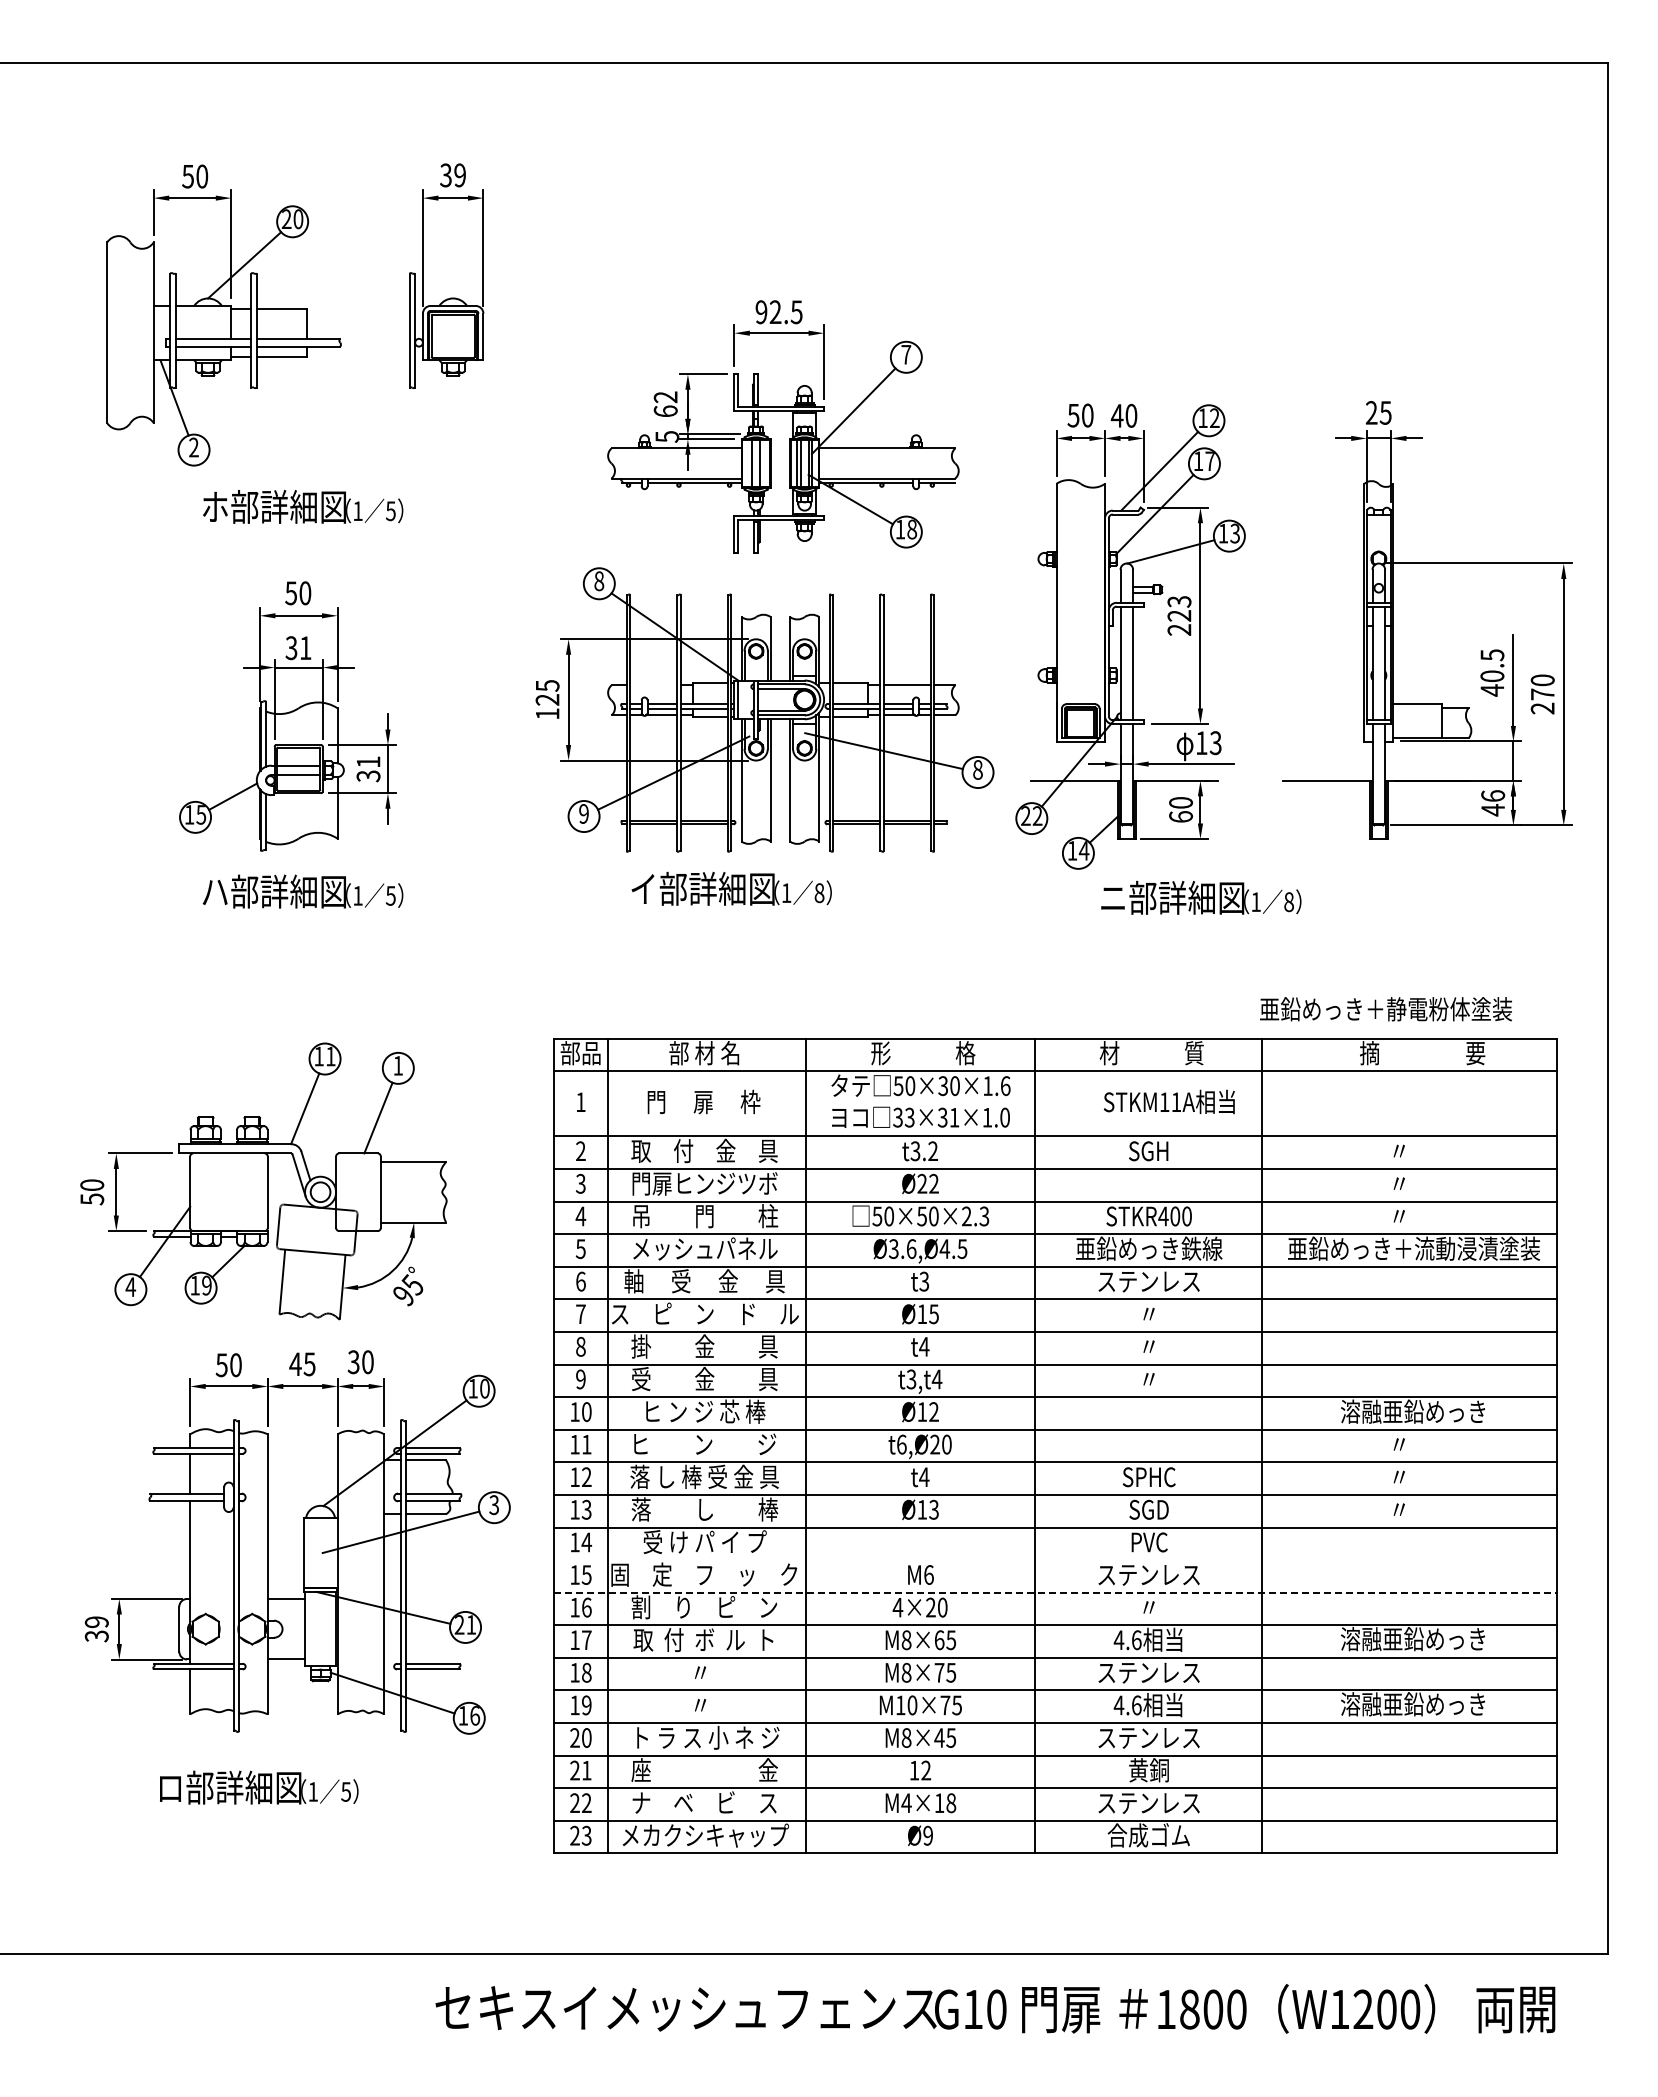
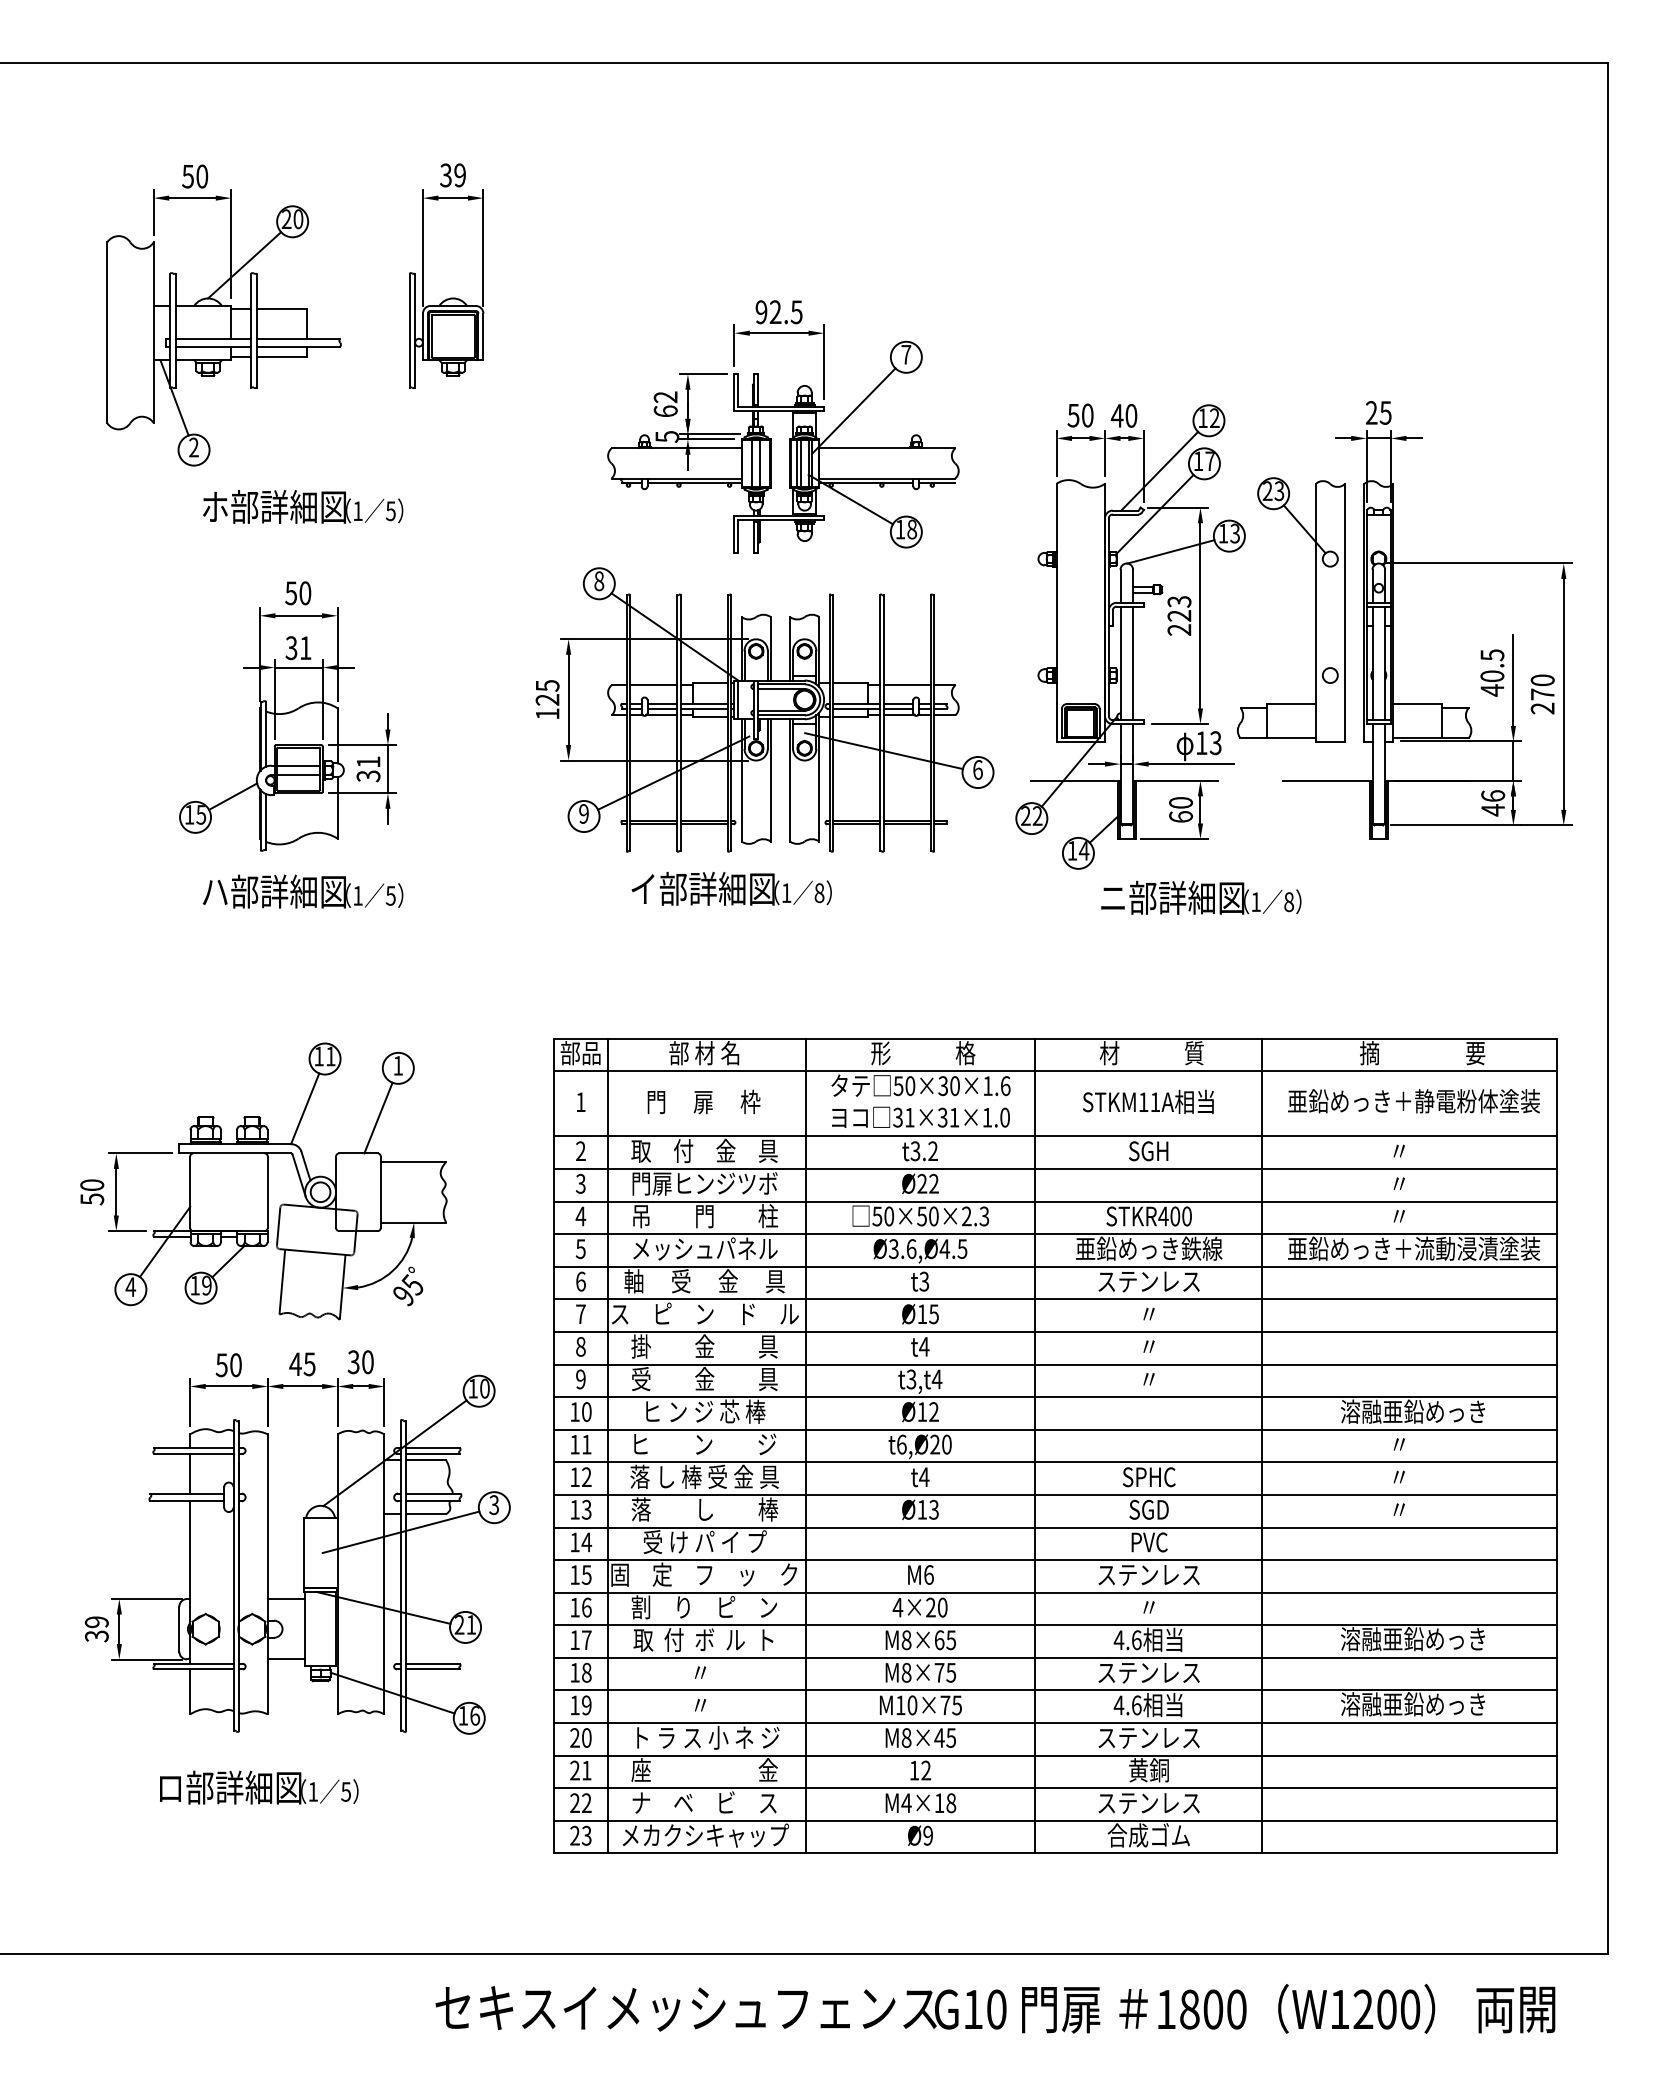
part: none -> present (1315, 609)
line: none -> present (653, 685)
text: 8 -> 6 (977, 769)
text position: (1385, 1009) -> (1413, 1101) (1413, 1101)
text position: (1169, 1101) -> (1148, 1101) (1148, 1101)
text: 33×31×1.0 -> 31×31×1.0 (909, 1117)
line: none -> present (1054, 1560)
line: dashed -> solid (1055, 1592)
